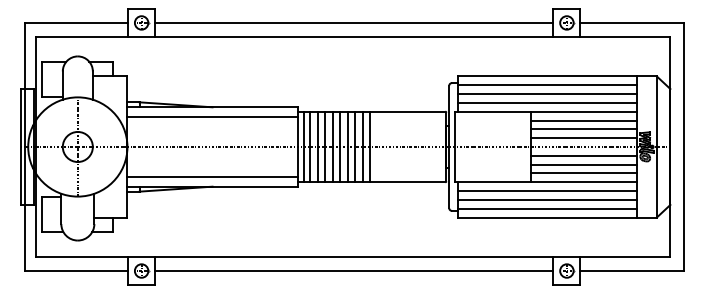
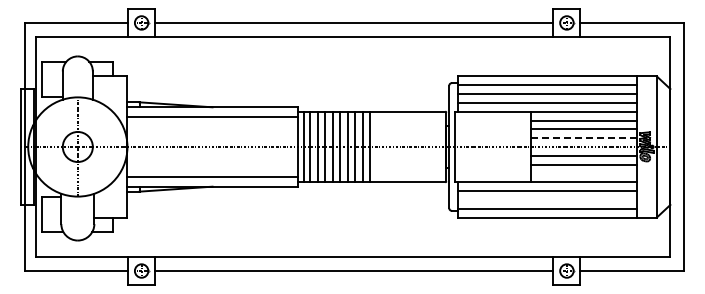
line: solid -> dashed (584, 138)
line: present -> none (583, 173)
line: present -> none (546, 199)
